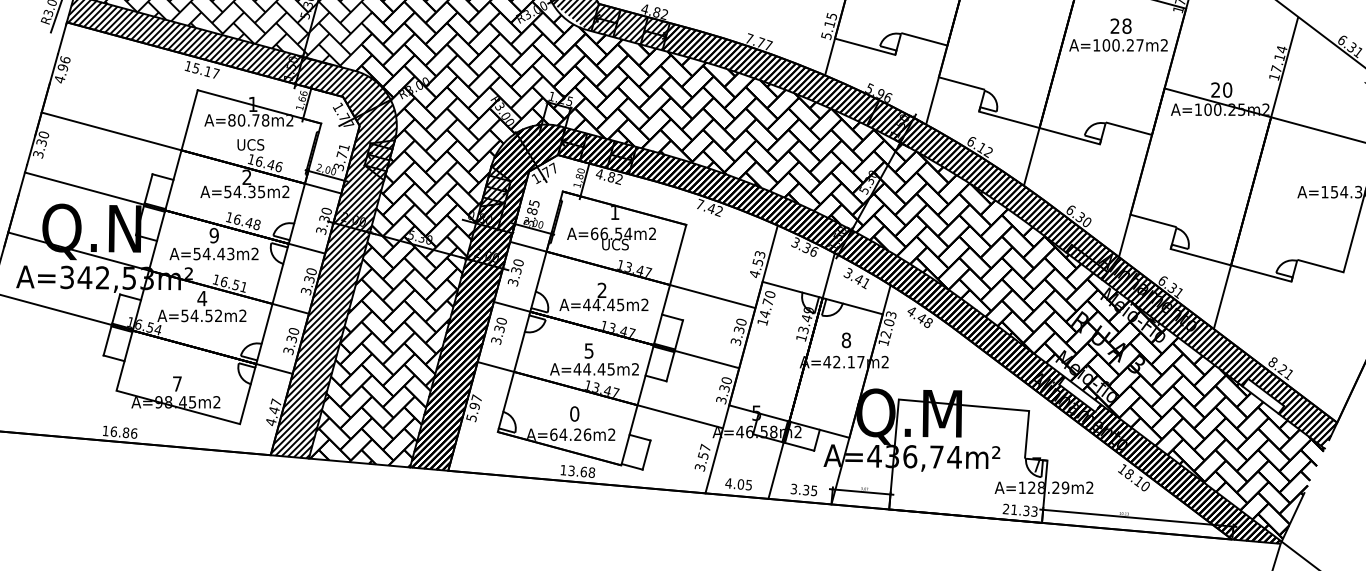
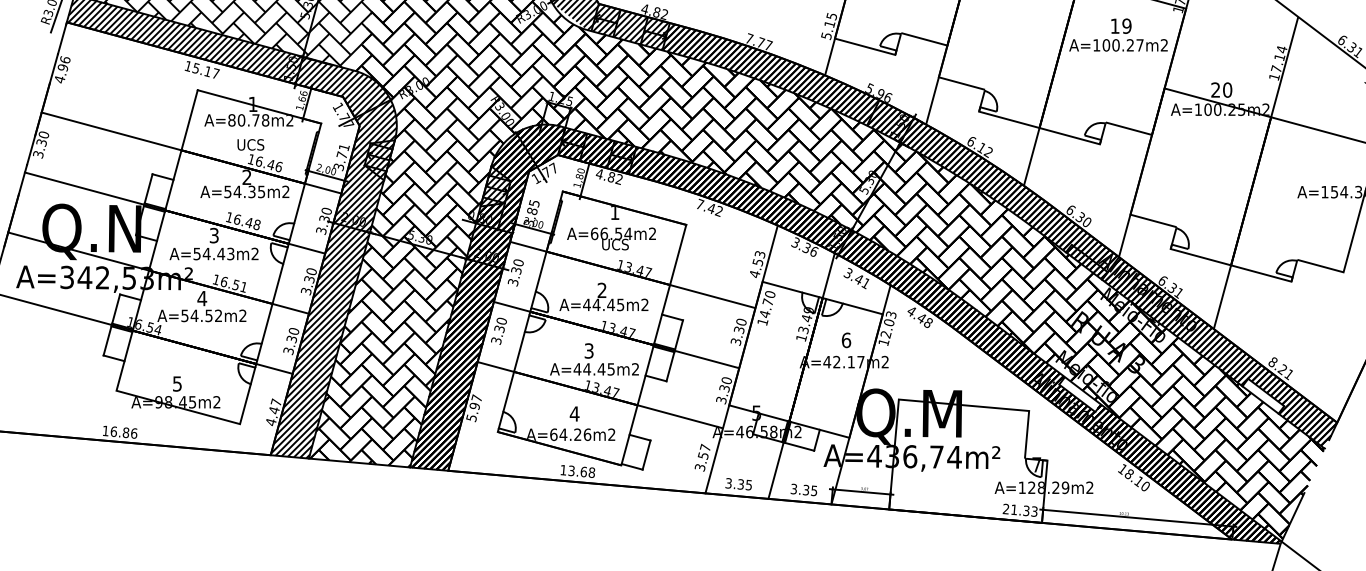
text: 28 -> 19 (1120, 25)
text: 9 -> 3 (213, 235)
text: 8 -> 6 (846, 339)
text: 5 -> 3 (589, 350)
text: 7 -> 5 (177, 383)
text: 0 -> 4 (574, 413)
text: 4.05 -> 3.35 (734, 483)
